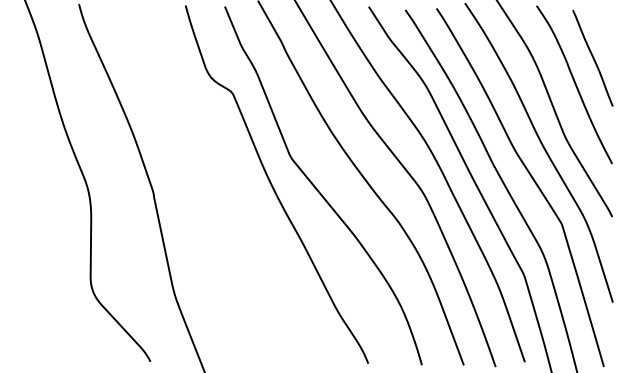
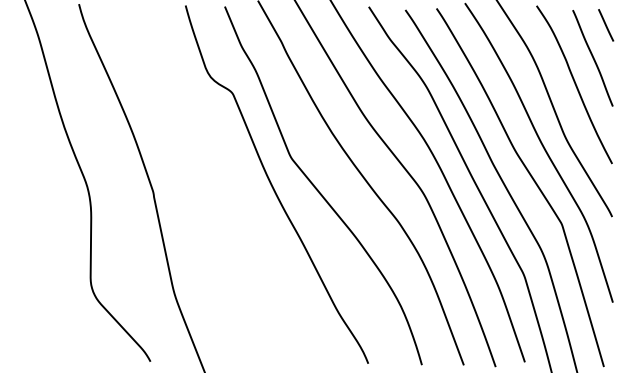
line: none -> present (606, 25)
